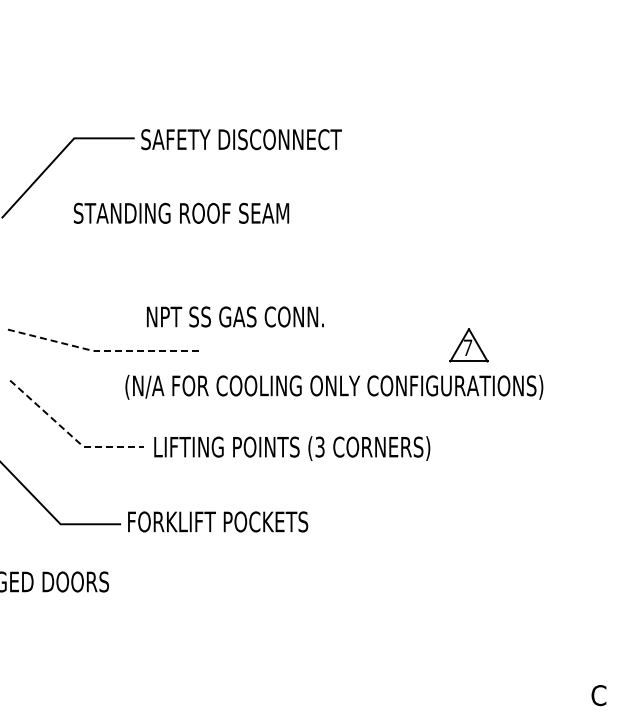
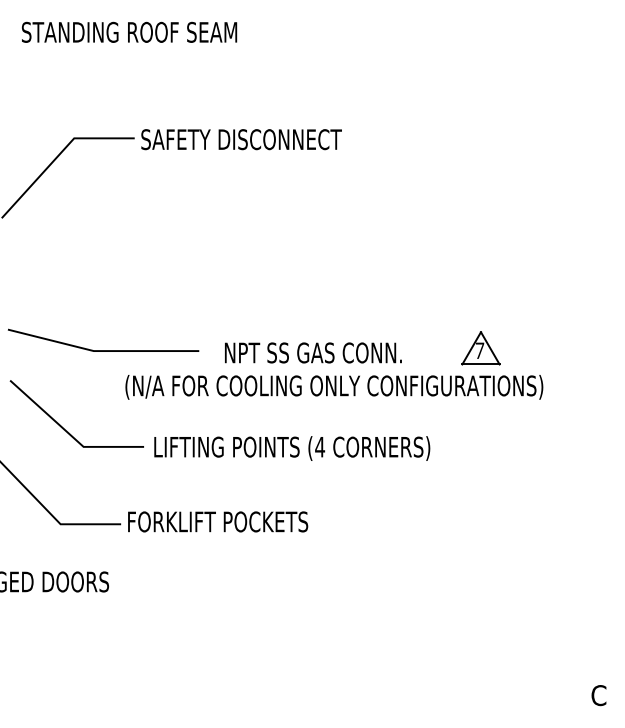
text position: (181, 212) -> (129, 31) (129, 31)
text position: (235, 316) -> (313, 352) (313, 352)
part position: (468, 345) -> (480, 348) (480, 348)
line: dashed -> solid (101, 351)
line: dashed -> solid (70, 434)
text: (3 -> (4 (320, 446)
